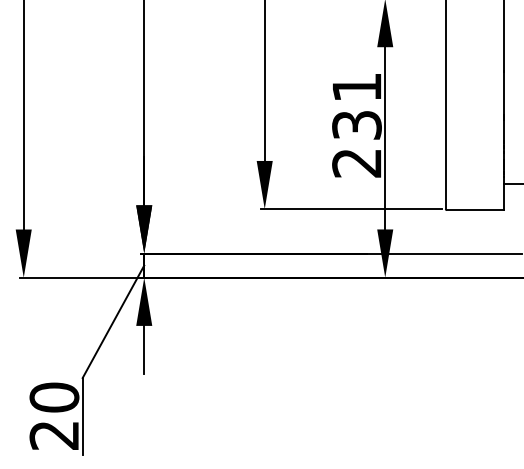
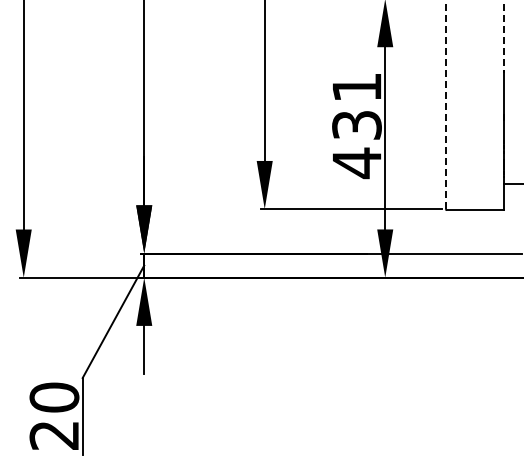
line: solid -> dashed (503, 36)
line: solid -> dashed (445, 104)
text: 231 -> 431 (356, 163)
